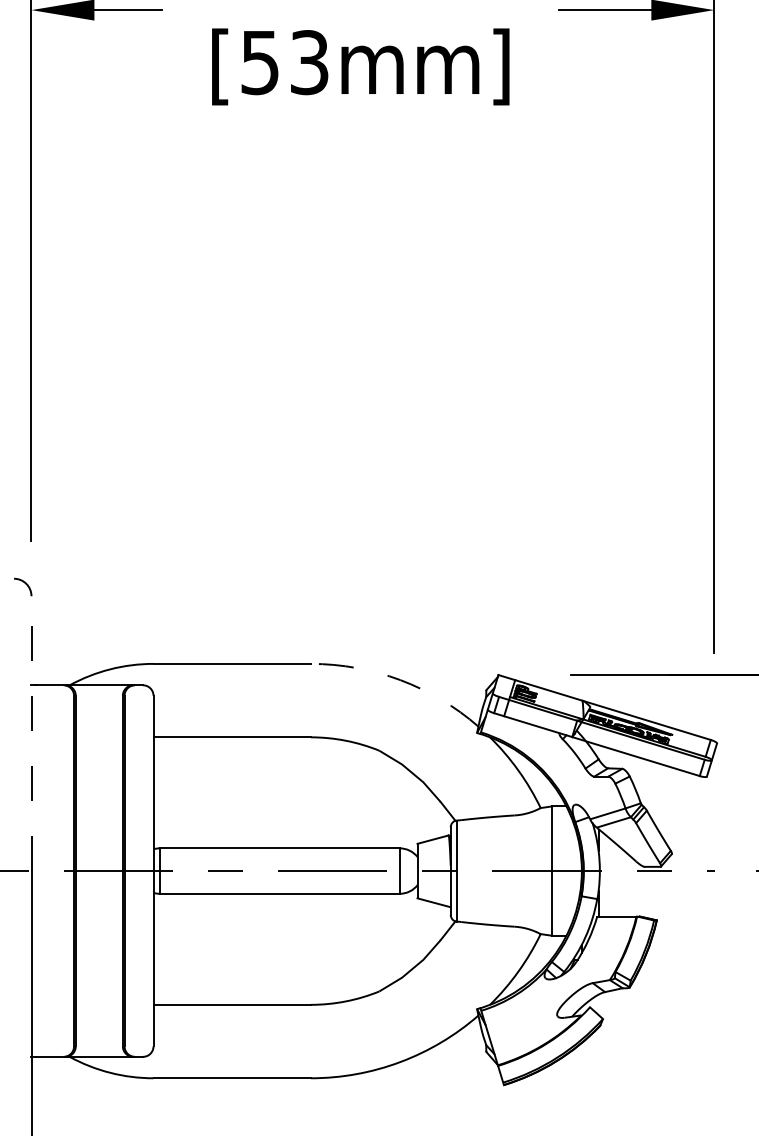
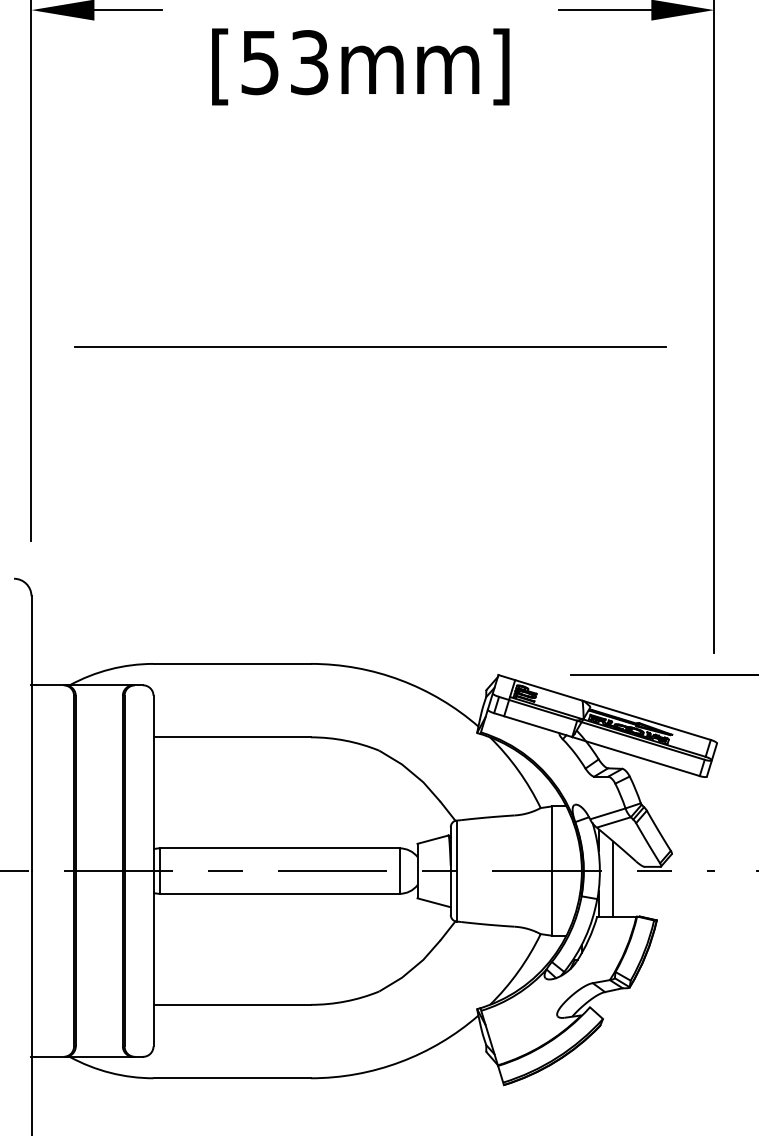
line: none -> present (369, 346)
arc: dashed -> solid (400, 680)
line: dashed -> solid (31, 733)
line: none -> present (613, 878)
